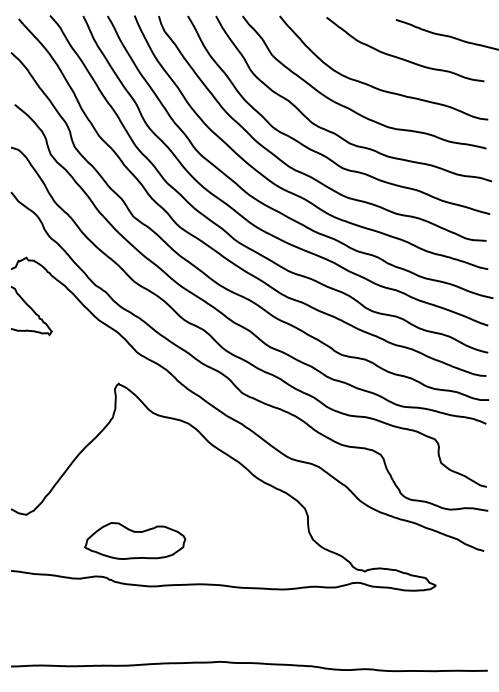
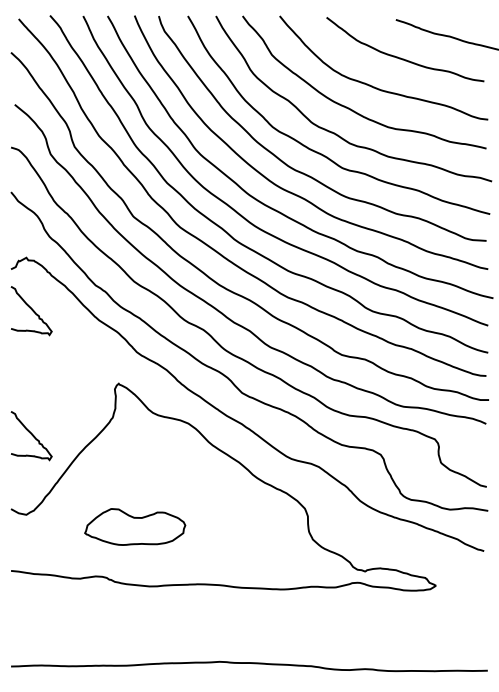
curve: none -> present (31, 435)
part position: (135, 540) -> (135, 526) (135, 526)
